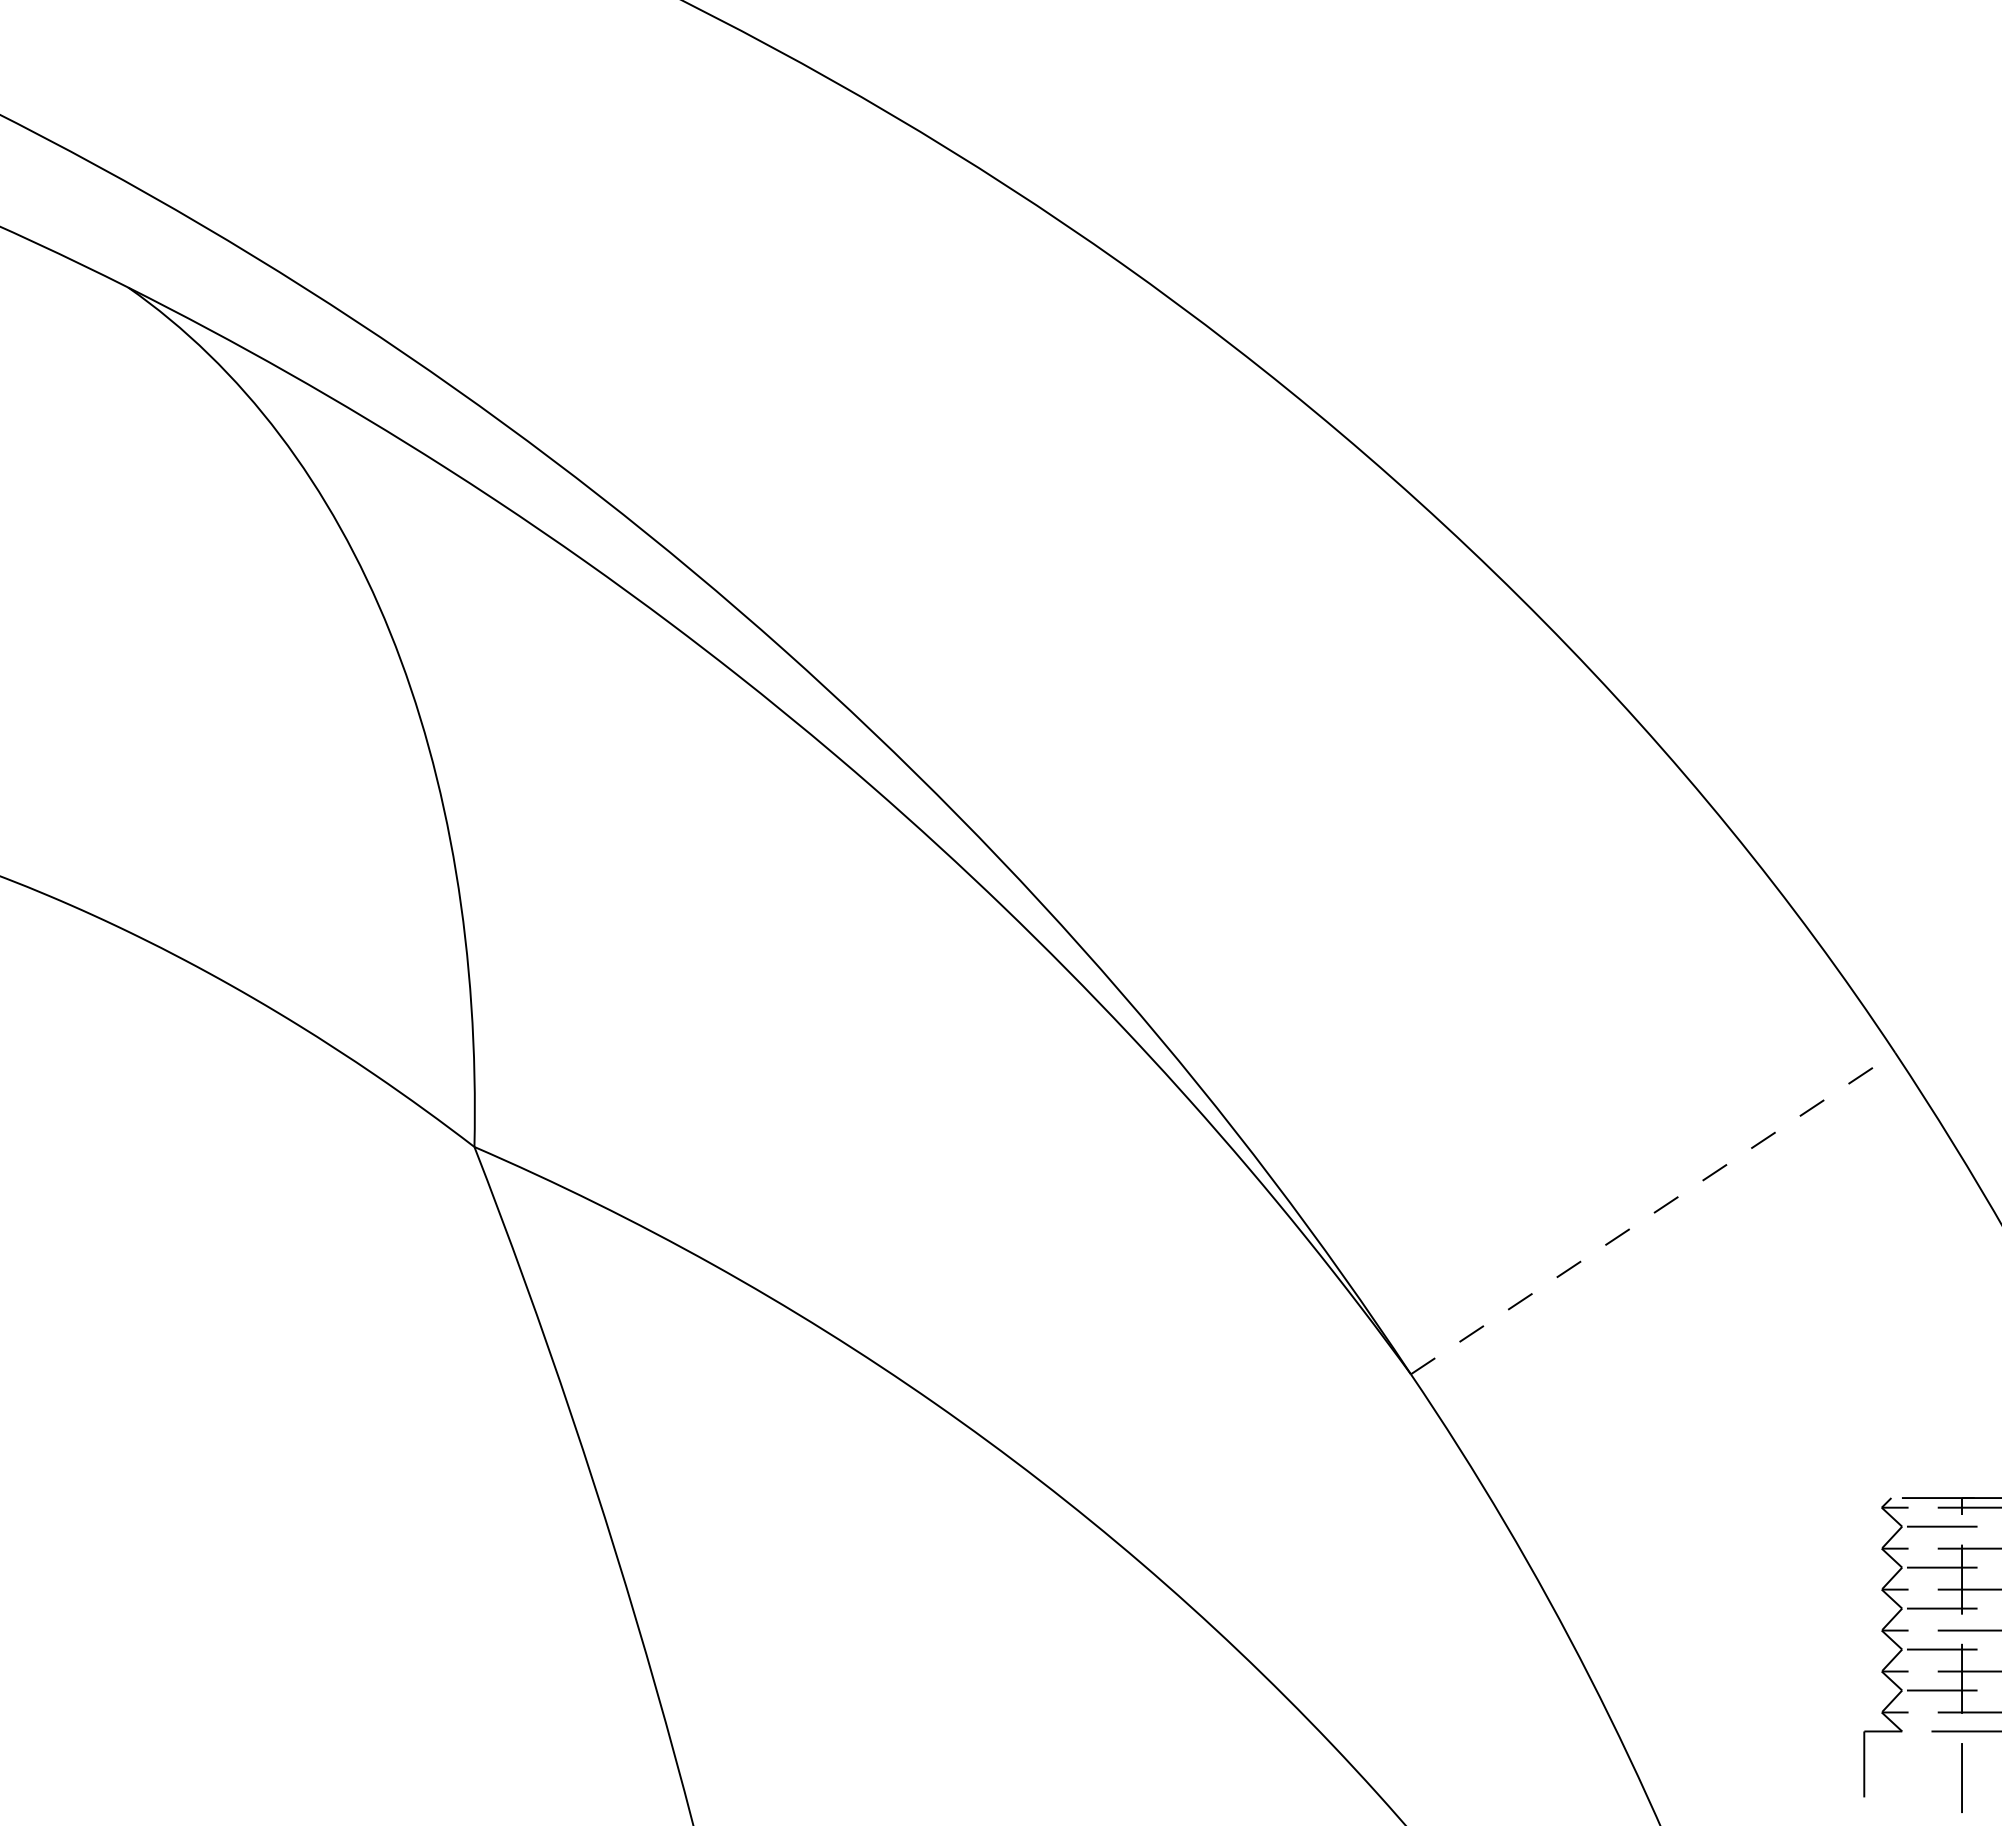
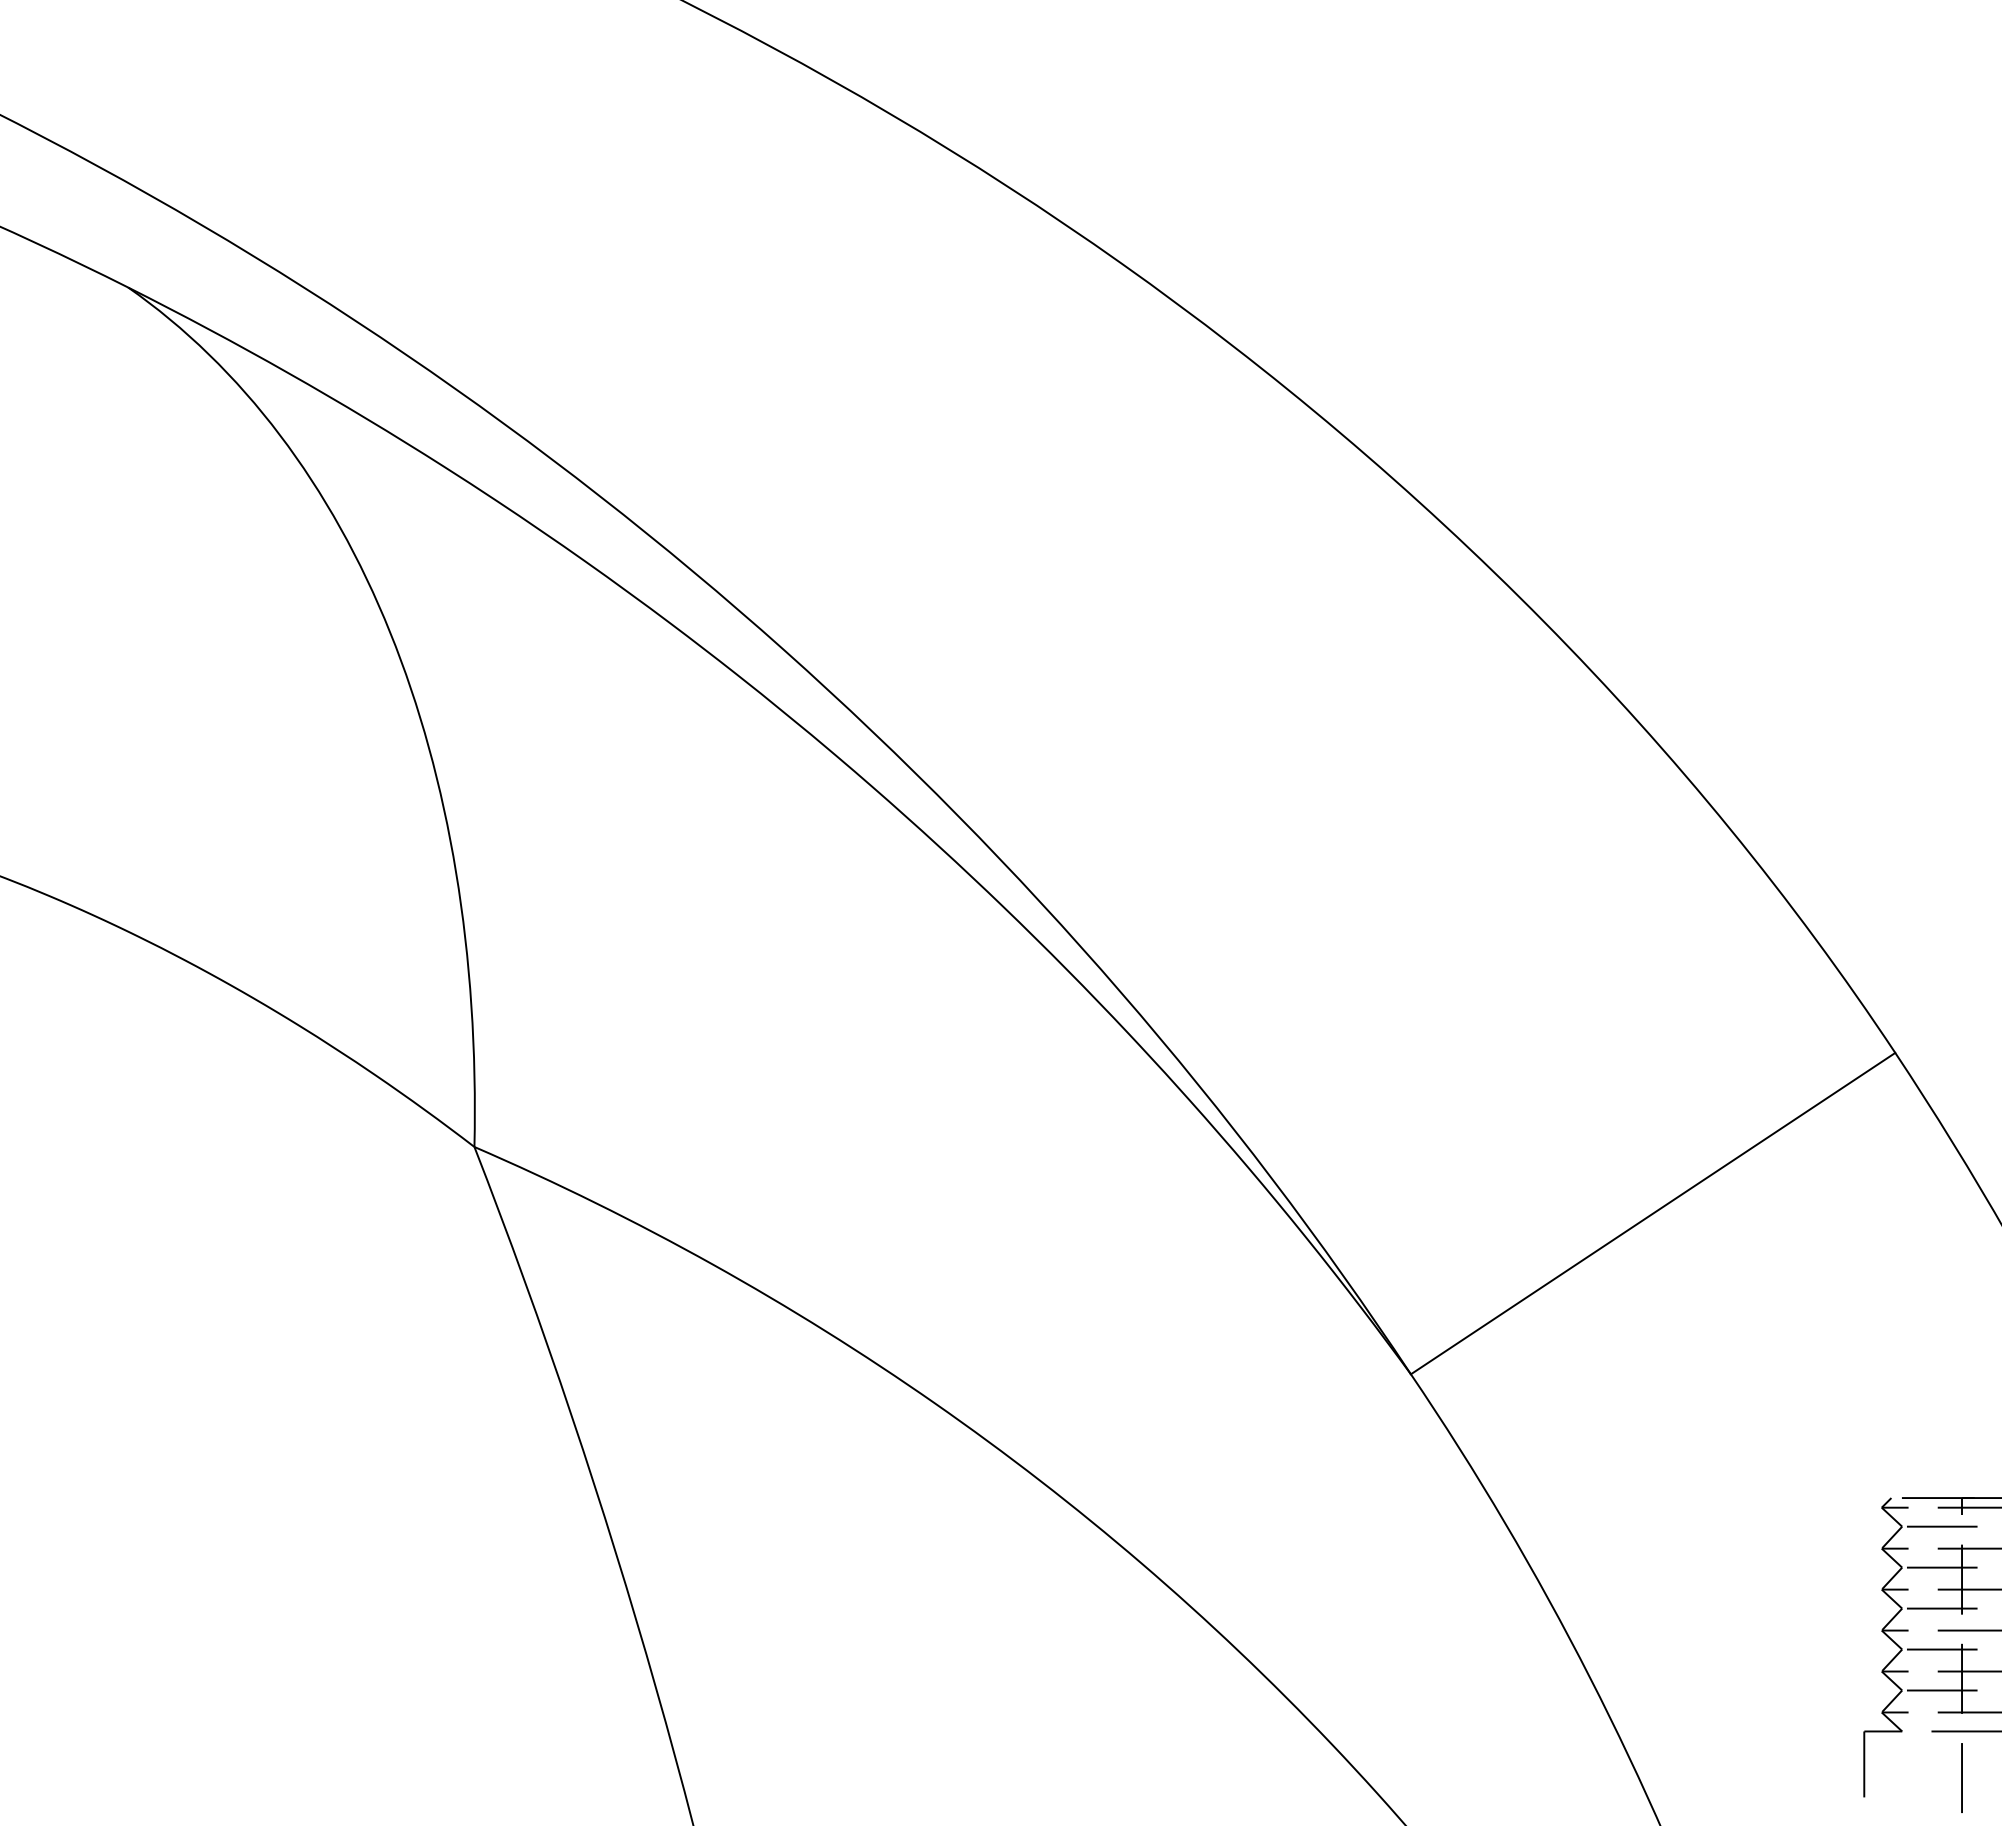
line: dashed -> solid (1653, 1213)
